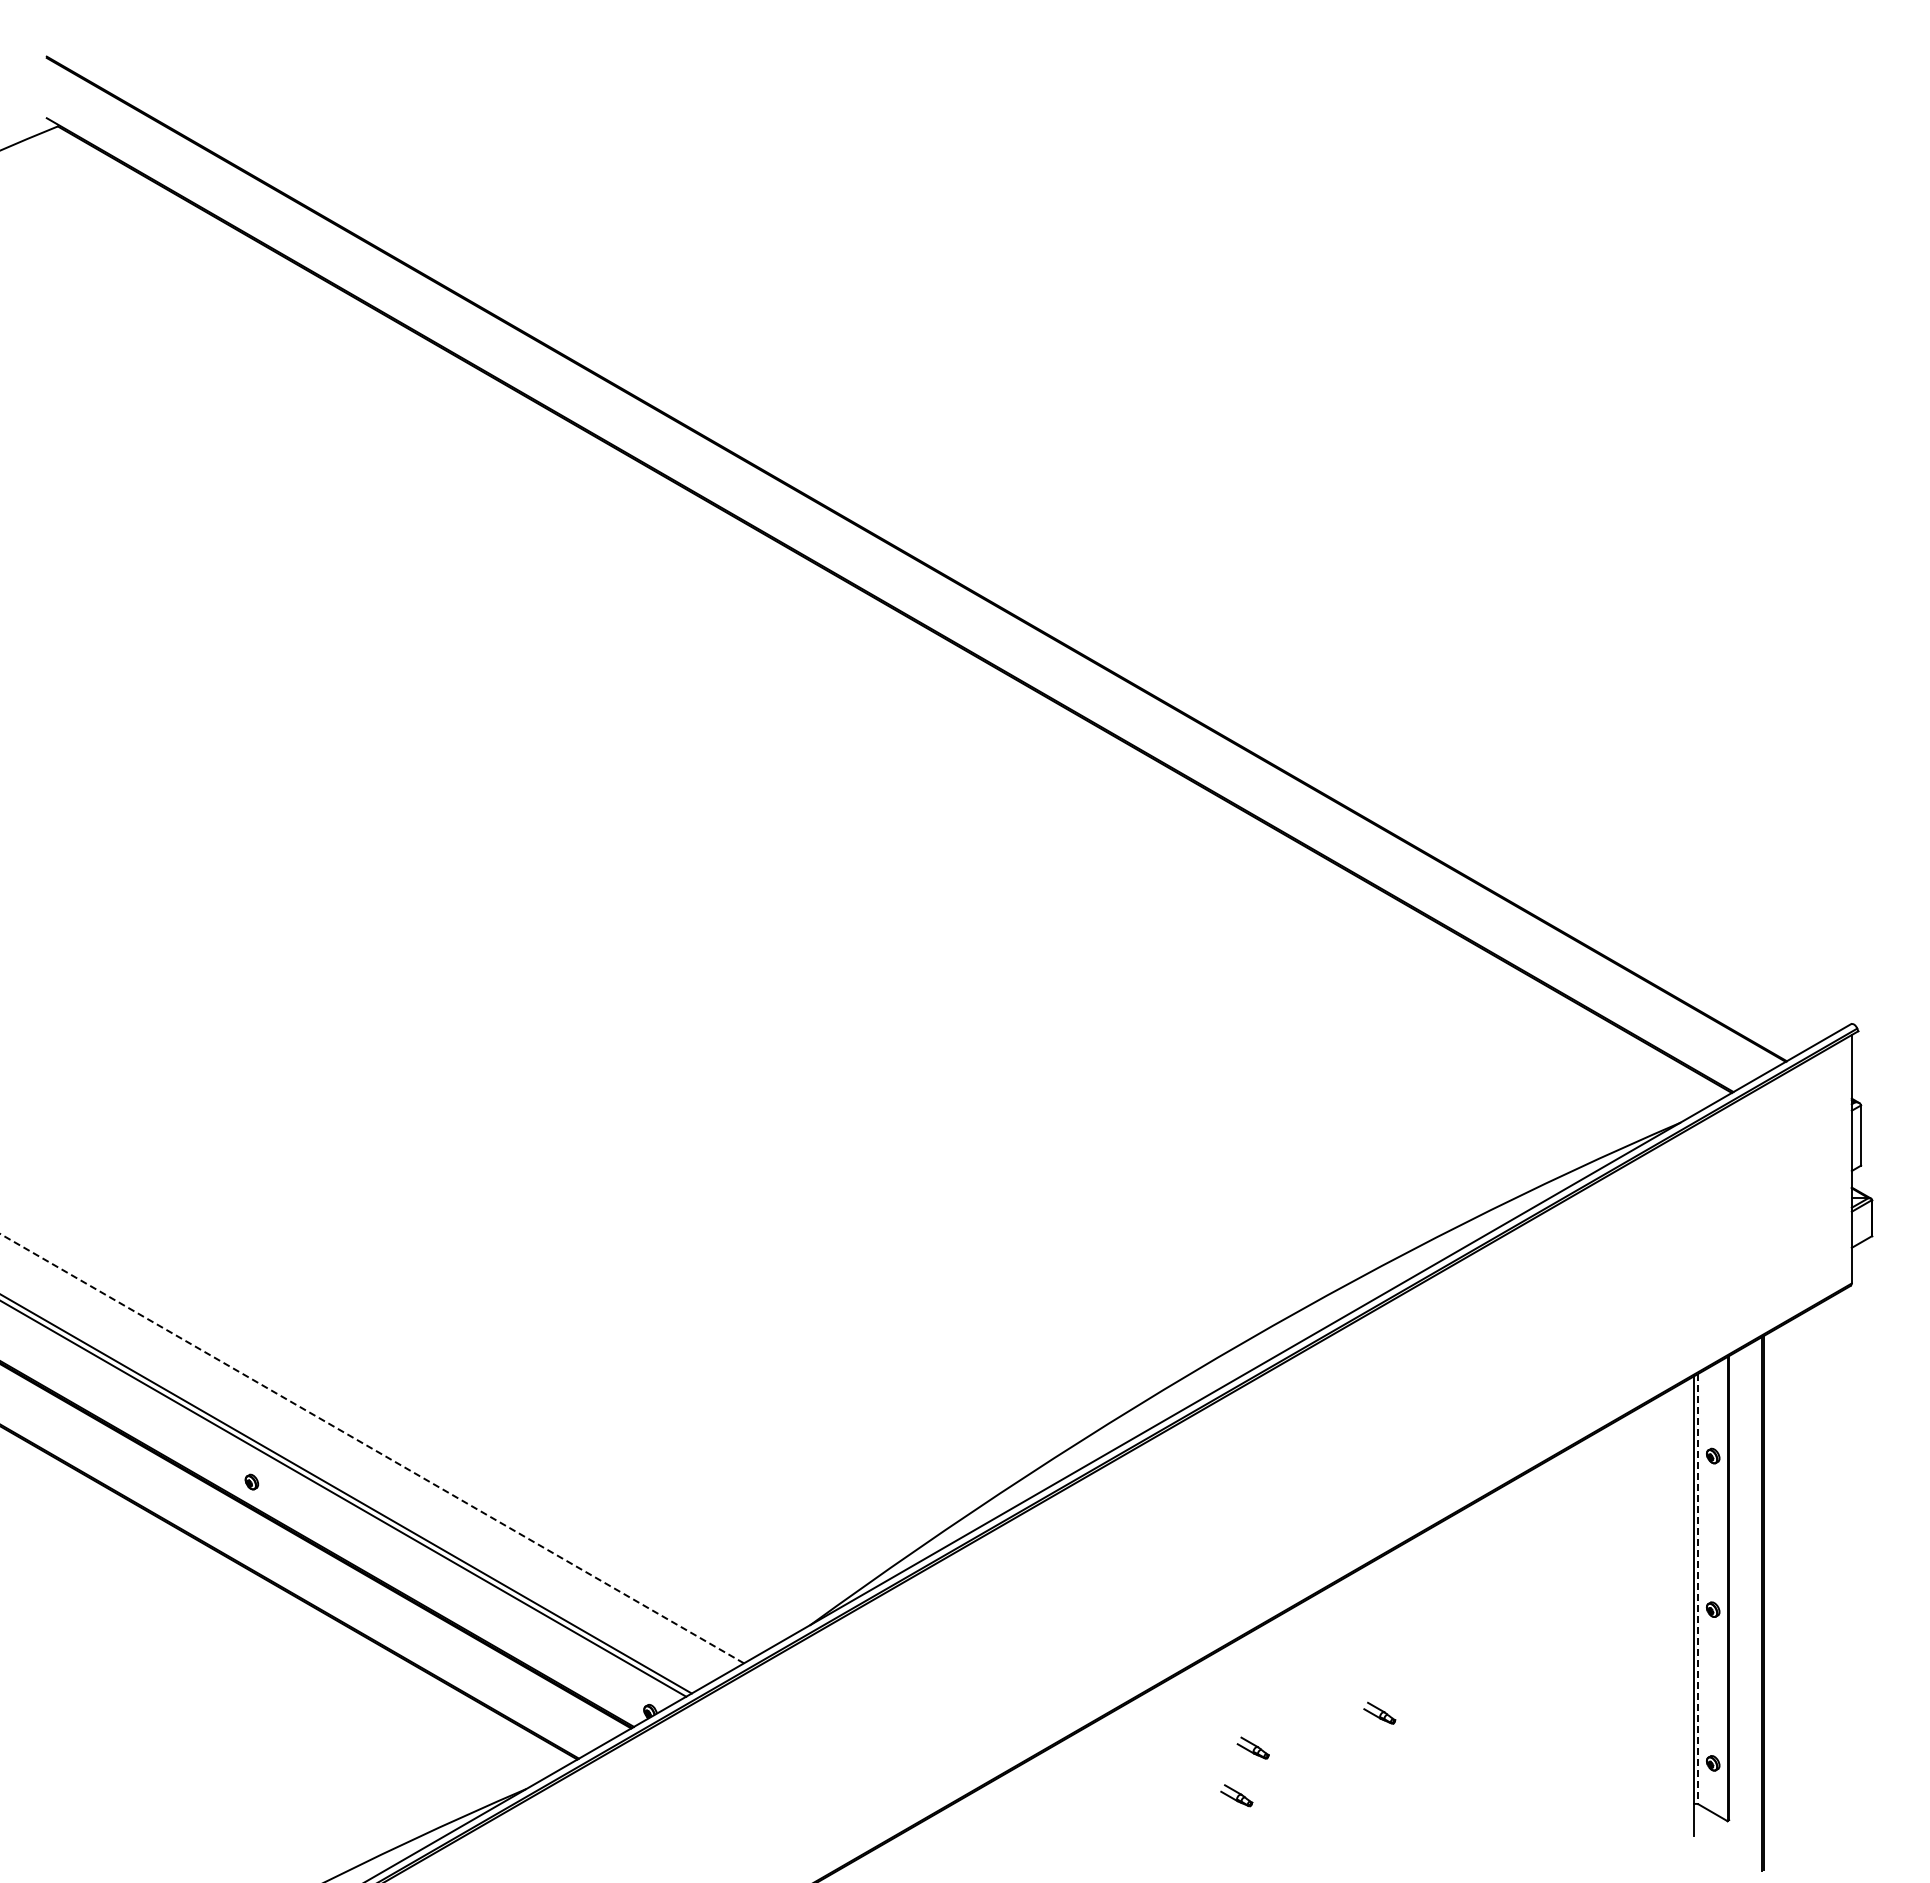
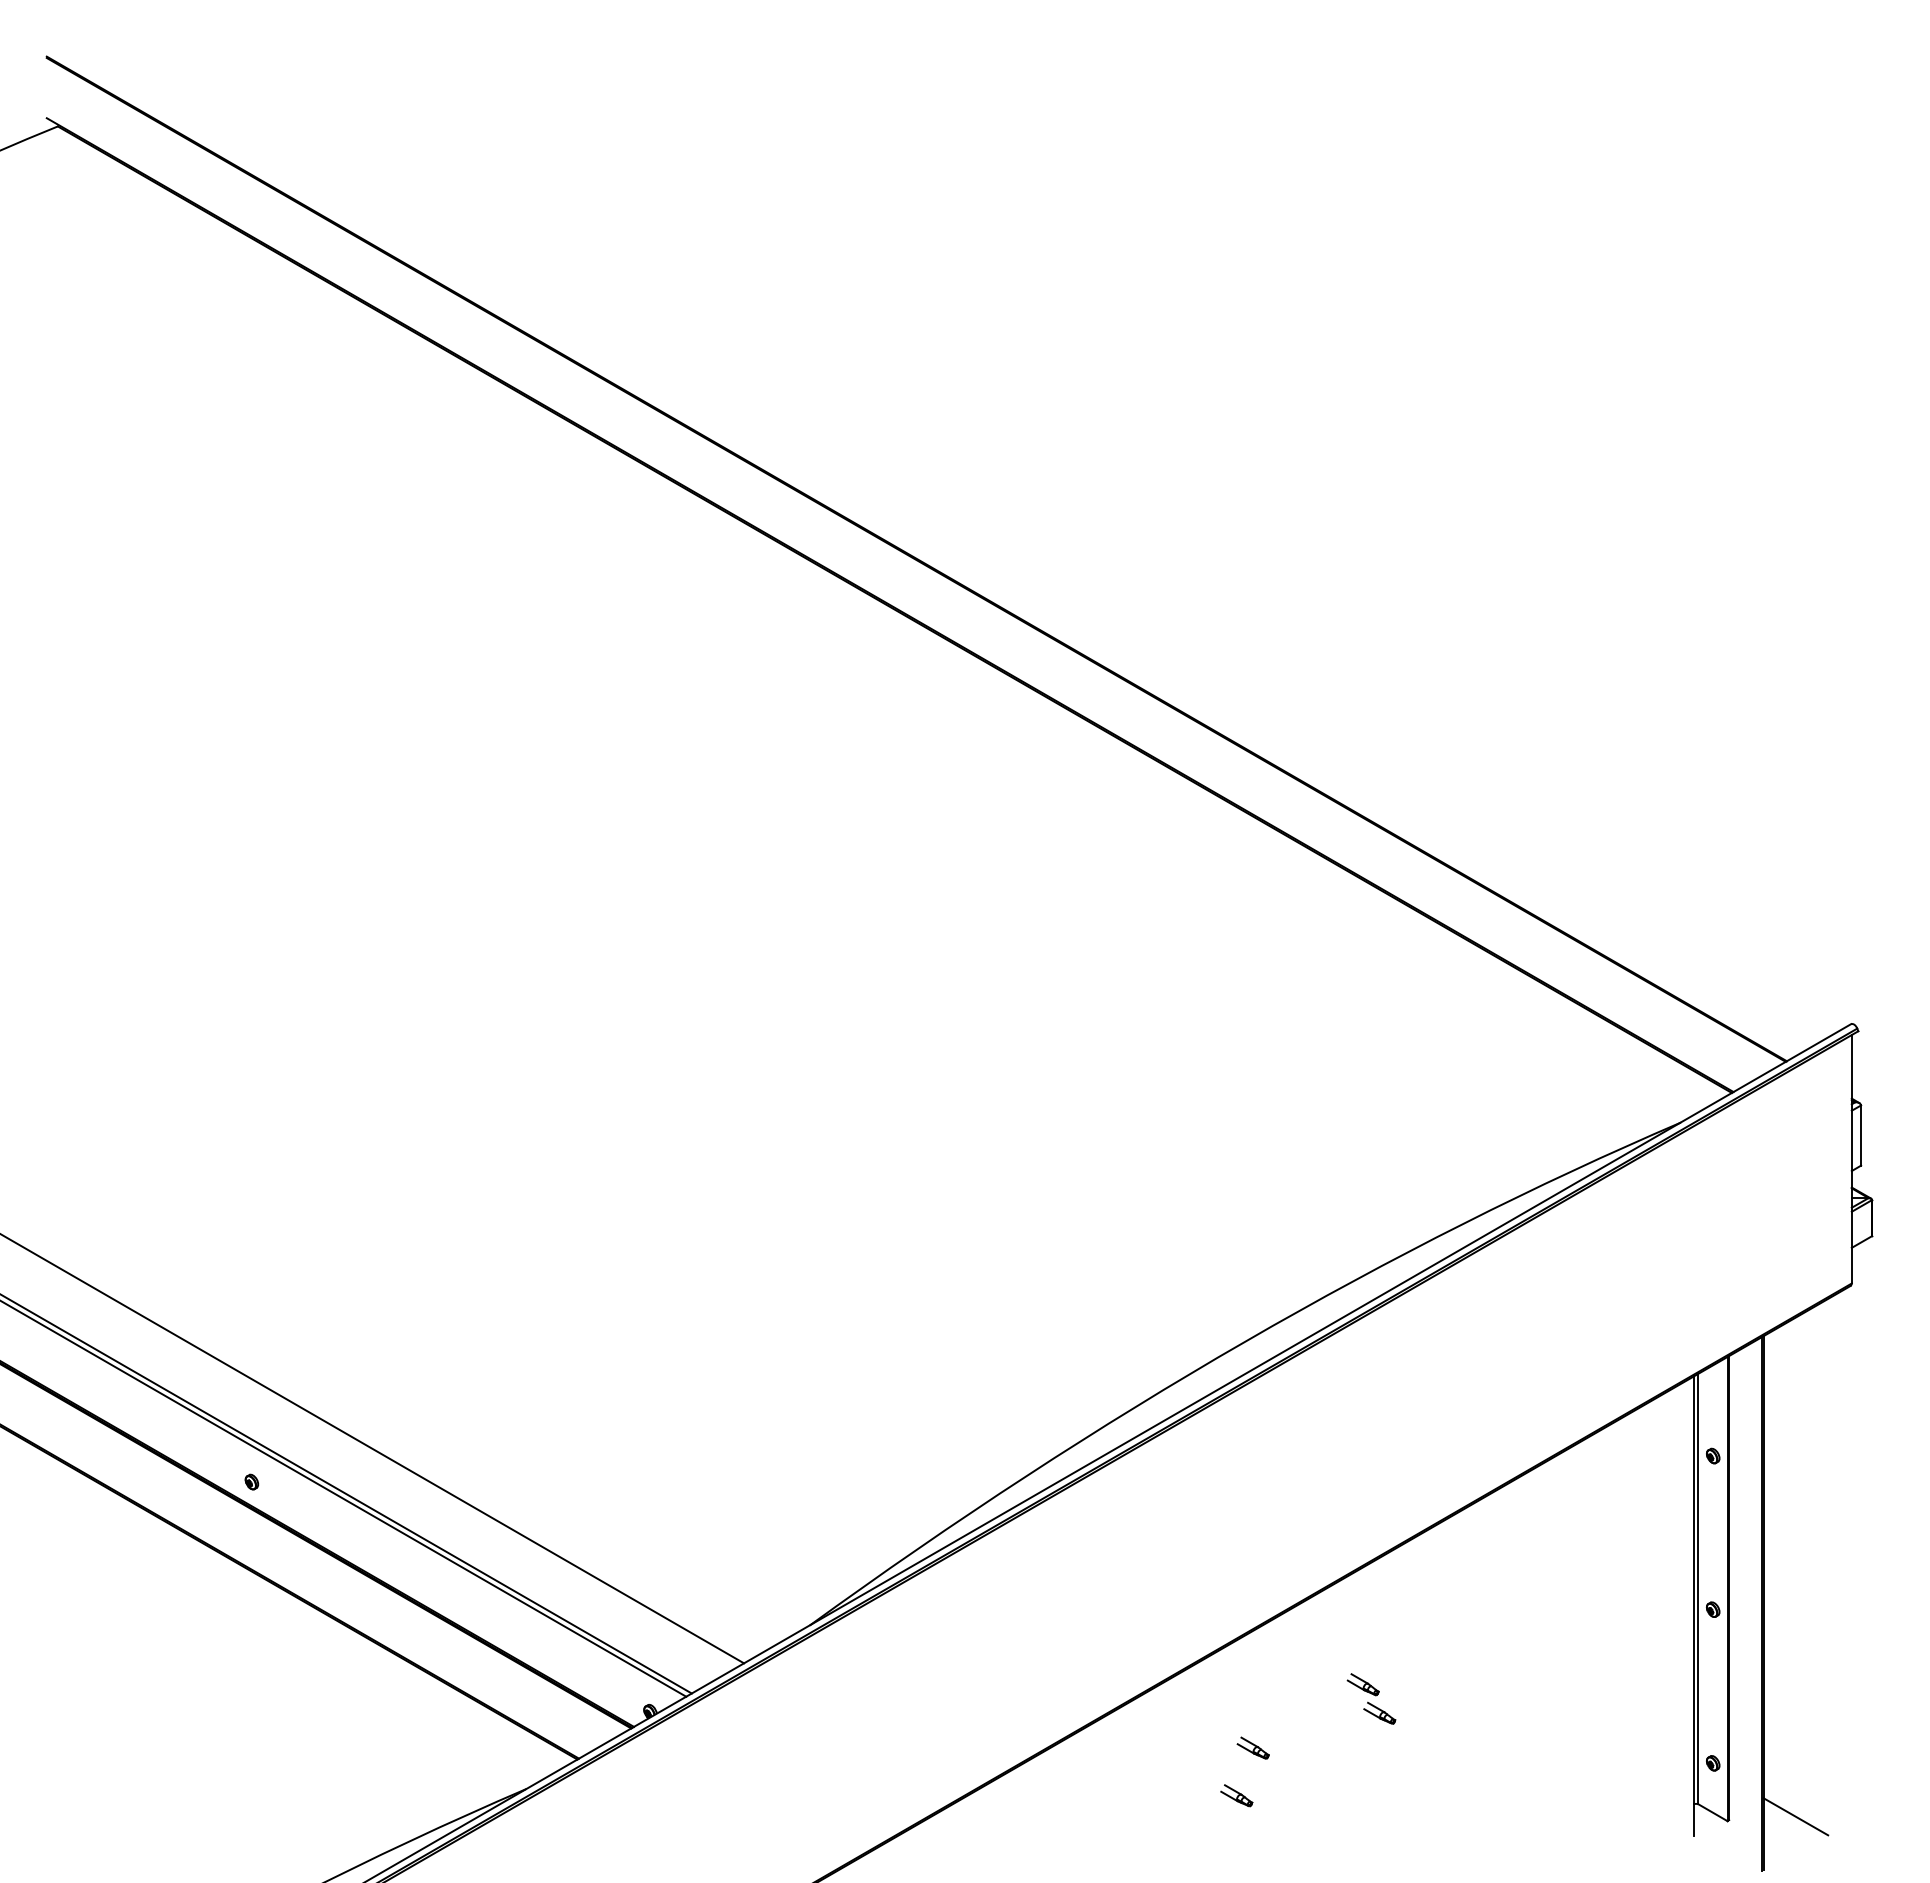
line: dashed -> solid (371, 1448)
line: dashed -> solid (1698, 1589)
part: none -> present (1362, 1684)
line: none -> present (1795, 1816)
